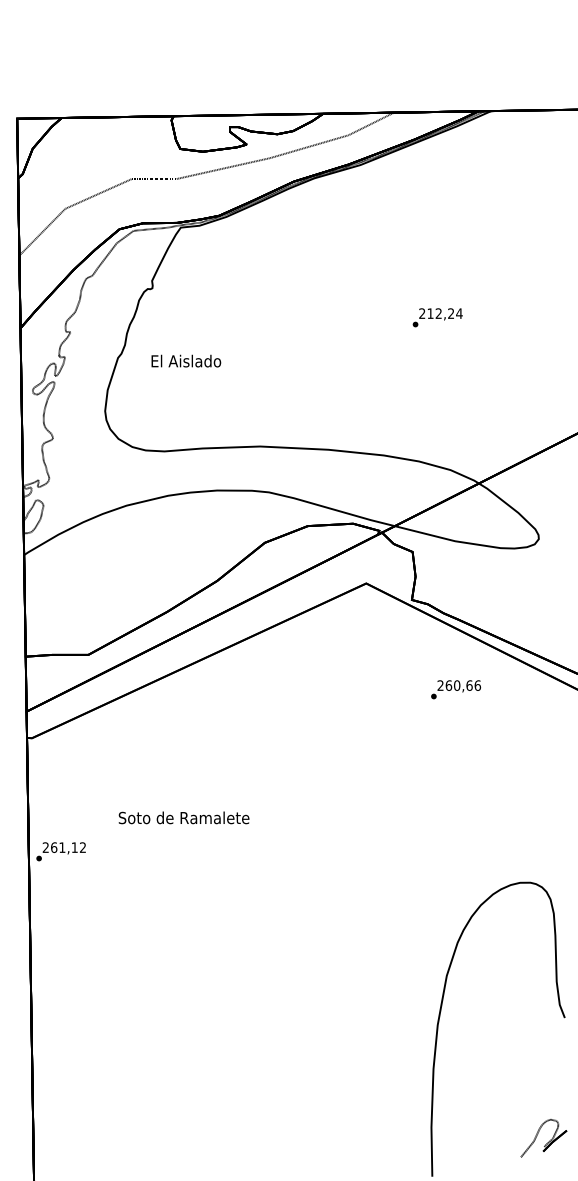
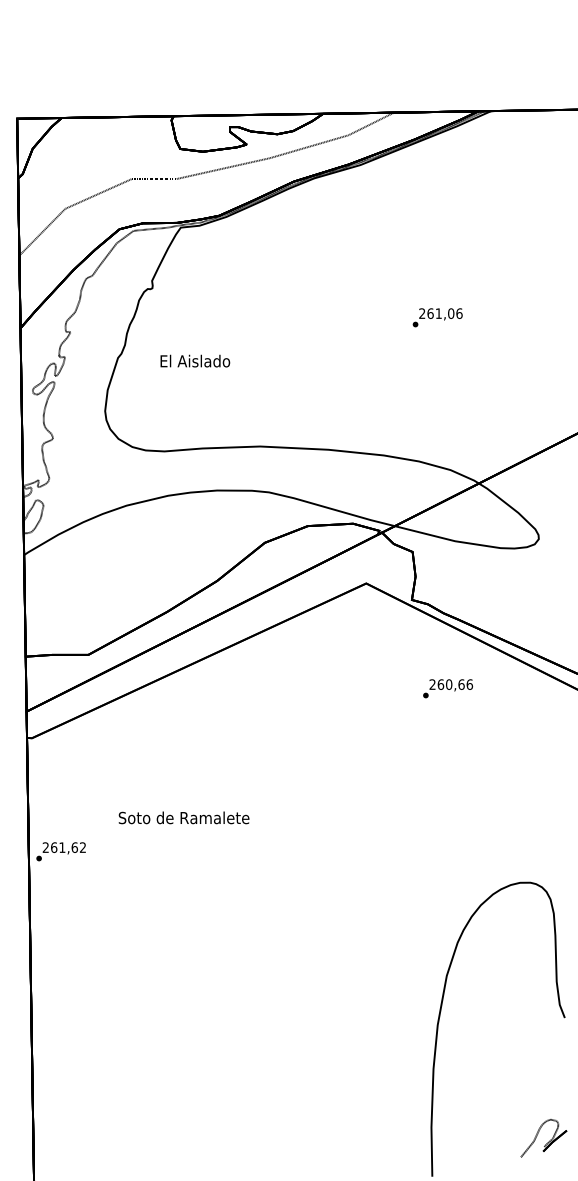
text: 212,24 -> 261,06 (444, 313)
text position: (186, 360) -> (195, 360) (195, 360)
text position: (455, 689) -> (447, 688) (447, 688)
text: 261,12 -> 261,62 (74, 847)
